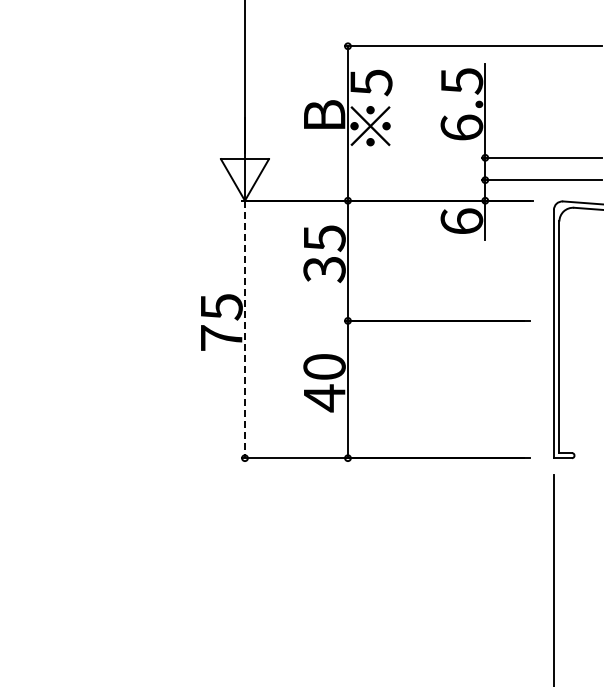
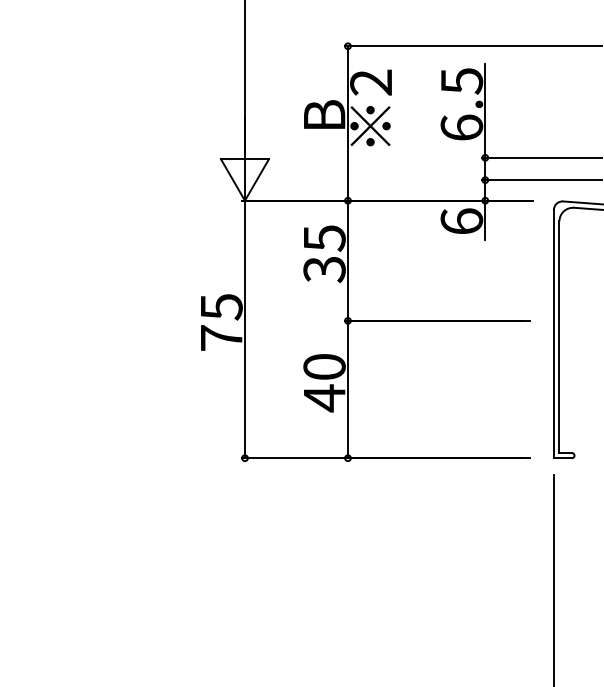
text: 5 -> 2 (371, 82)
line: dashed -> solid (244, 329)
